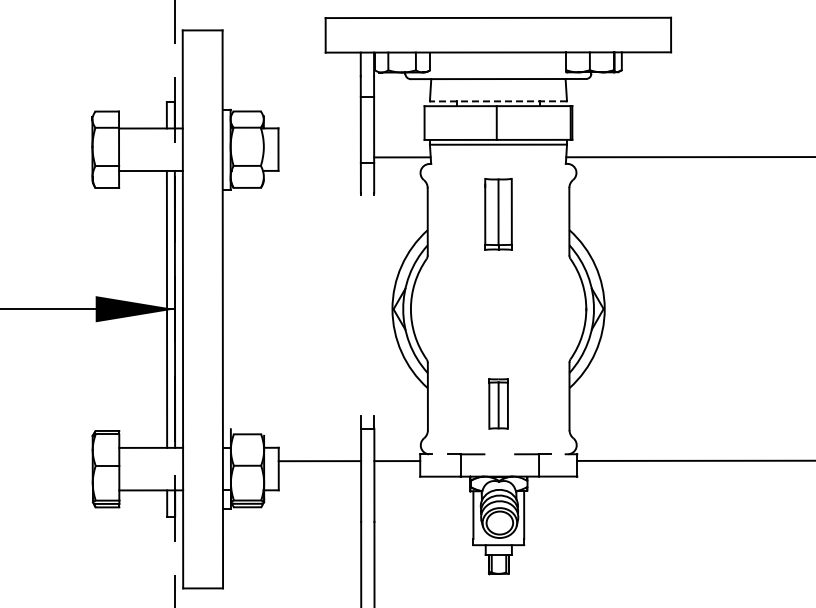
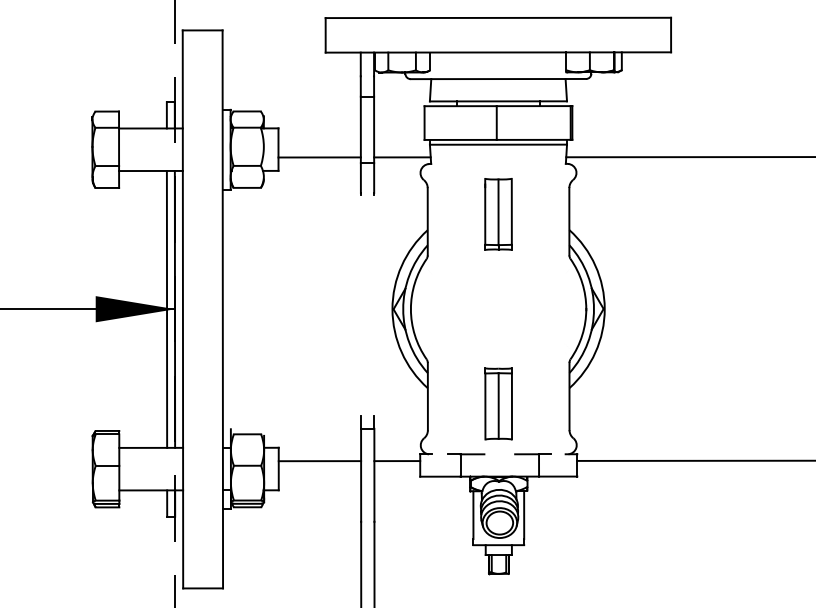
line: dashed -> solid (498, 101)
line: none -> present (319, 157)
part size: 21x52 px -> 29x74 px (498, 403)
